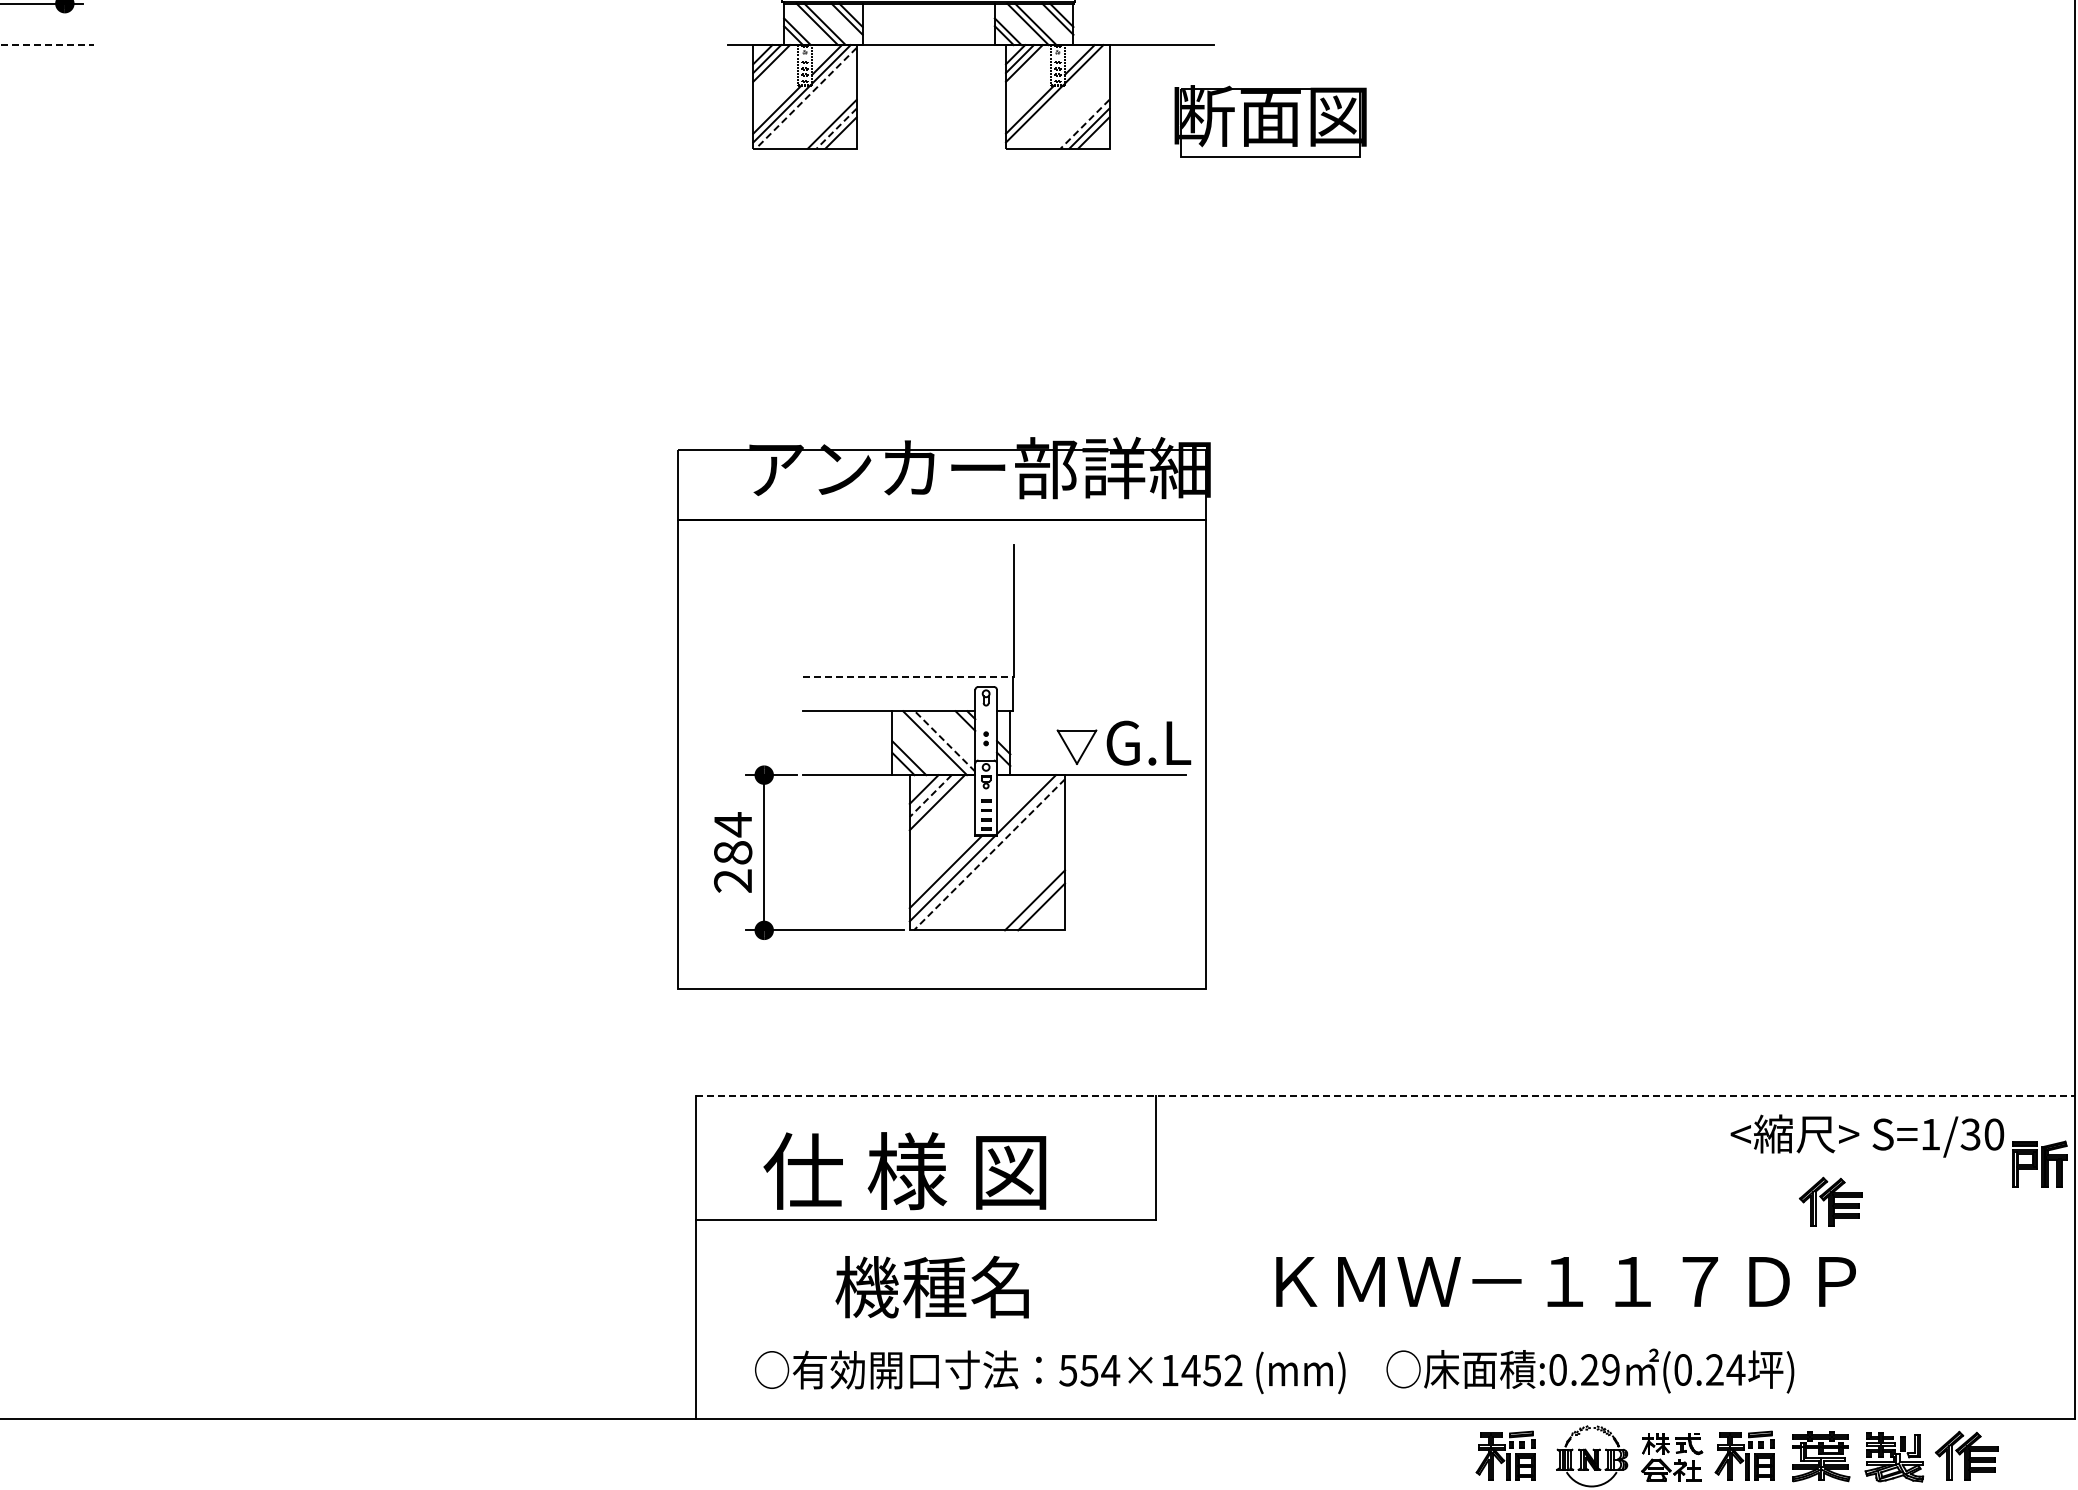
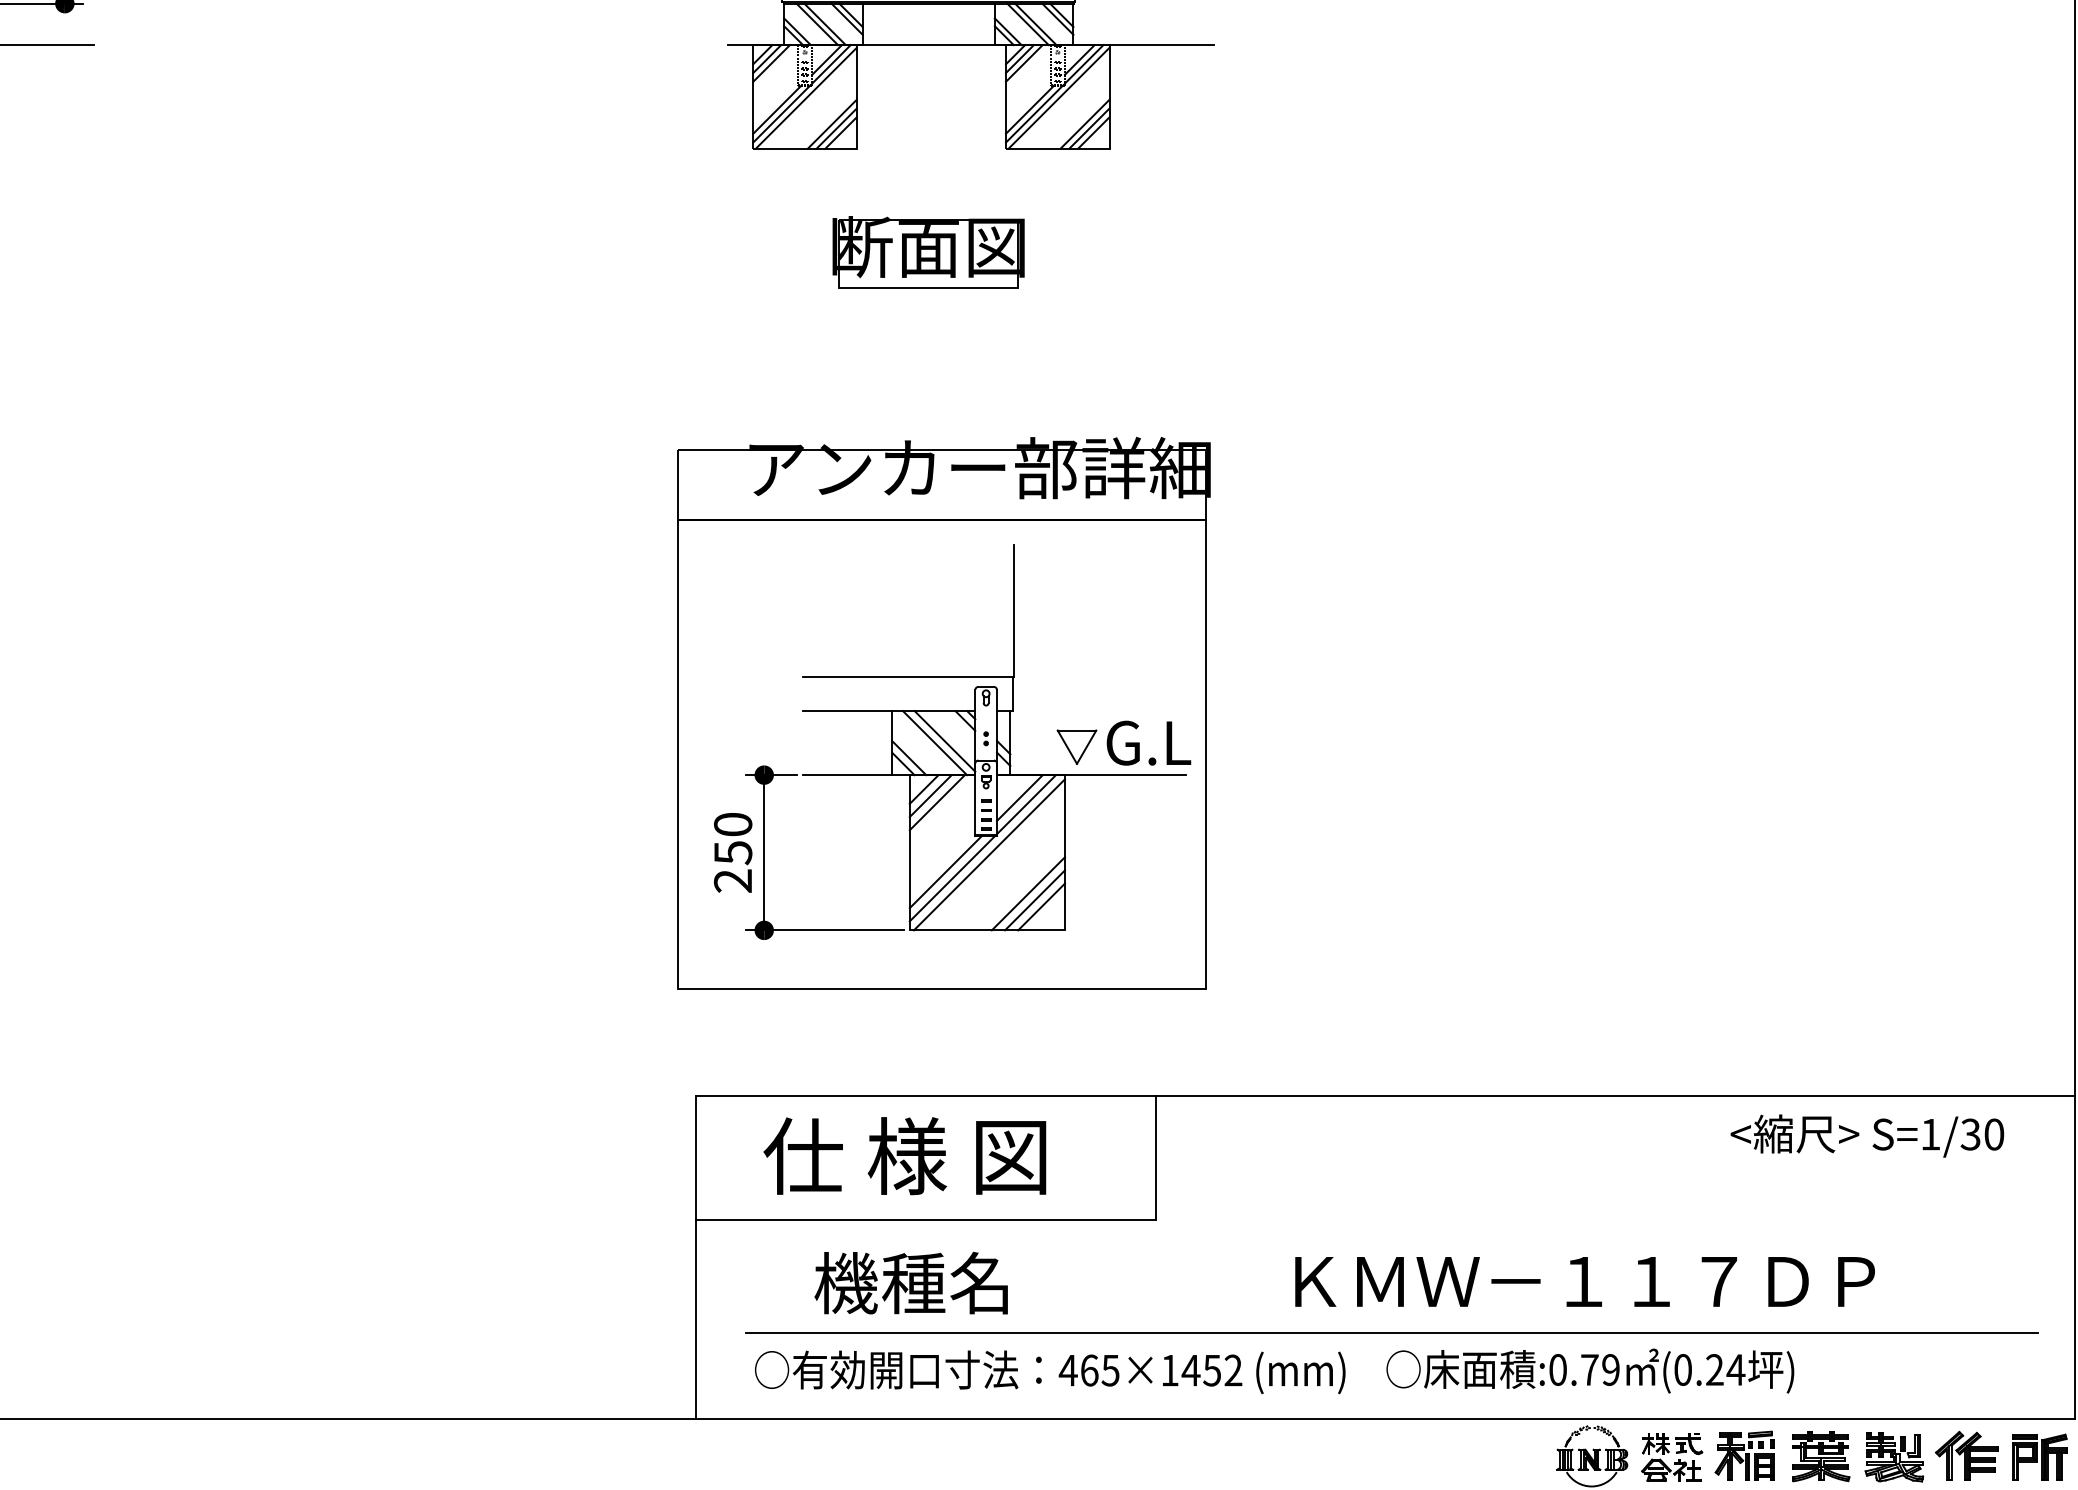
line: dashed -> solid (47, 45)
line: none -> present (1058, 97)
line: dashed -> solid (806, 98)
part position: (1270, 121) -> (928, 252) (928, 252)
line: dashed -> solid (1084, 124)
line: dashed -> solid (836, 128)
line: dashed -> solid (908, 677)
line: dashed -> solid (945, 741)
line: dashed -> solid (930, 796)
line: none -> present (1019, 797)
text: 284 -> 250 (733, 838)
line: dashed -> solid (989, 854)
line: none -> present (1028, 893)
line: dashed -> solid (1386, 1095)
part position: (2039, 1163) -> (2039, 1456) (2039, 1456)
text position: (904, 1171) -> (904, 1156) (904, 1156)
part: present -> none (1830, 1201)
text position: (1565, 1281) -> (1584, 1281) (1584, 1281)
text position: (931, 1286) -> (910, 1282) (910, 1282)
line: none -> present (1391, 1332)
text: :0.29 -> :0.79 (1589, 1369)
text: 554×1452 -> 465×1452 (1089, 1370)
part: present -> none (1505, 1455)
